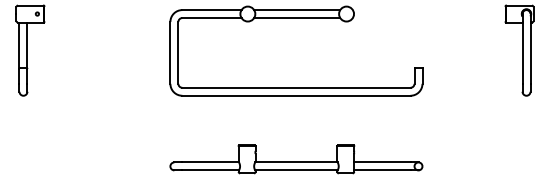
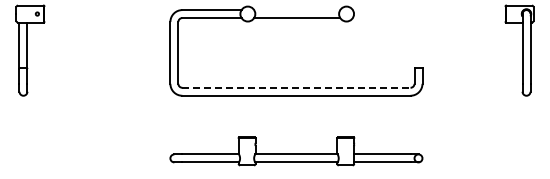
line: present -> none (297, 10)
line: solid -> dashed (296, 87)
part position: (296, 159) -> (296, 151) (296, 151)
